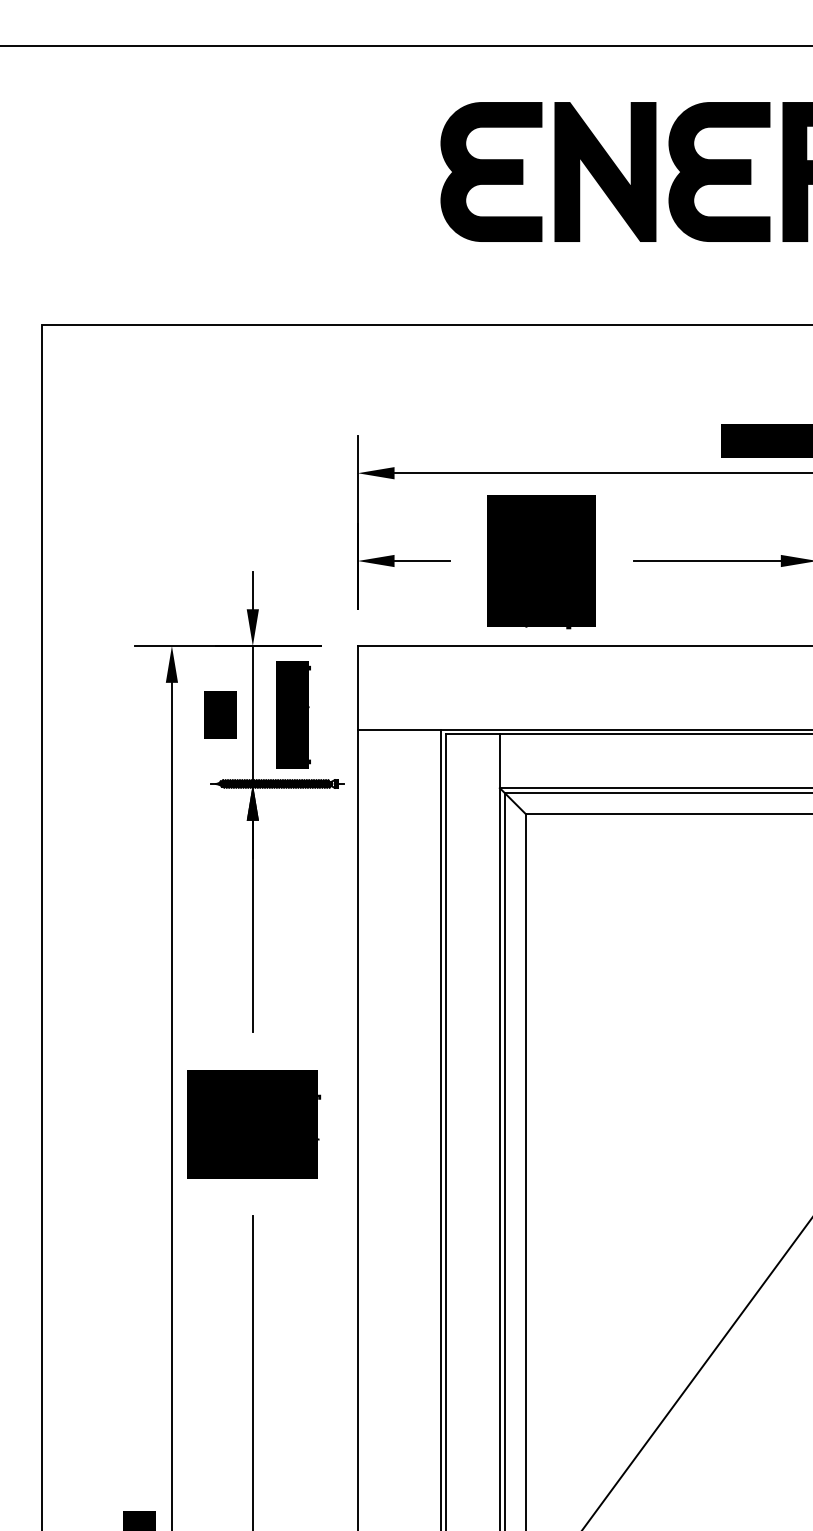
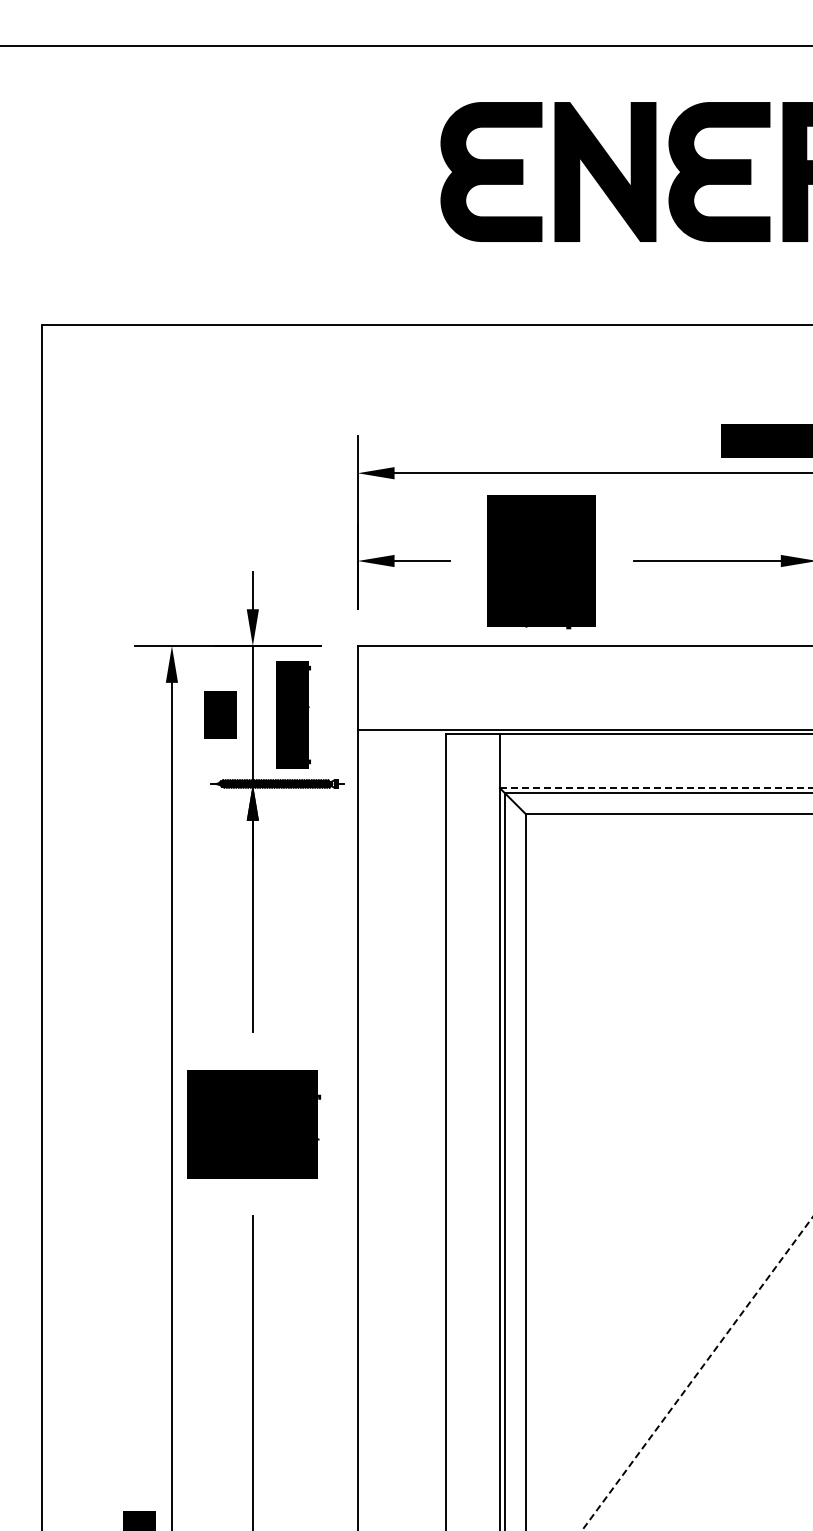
line: solid -> dashed (656, 788)
line: present -> none (441, 1128)
line: solid -> dashed (697, 1373)
